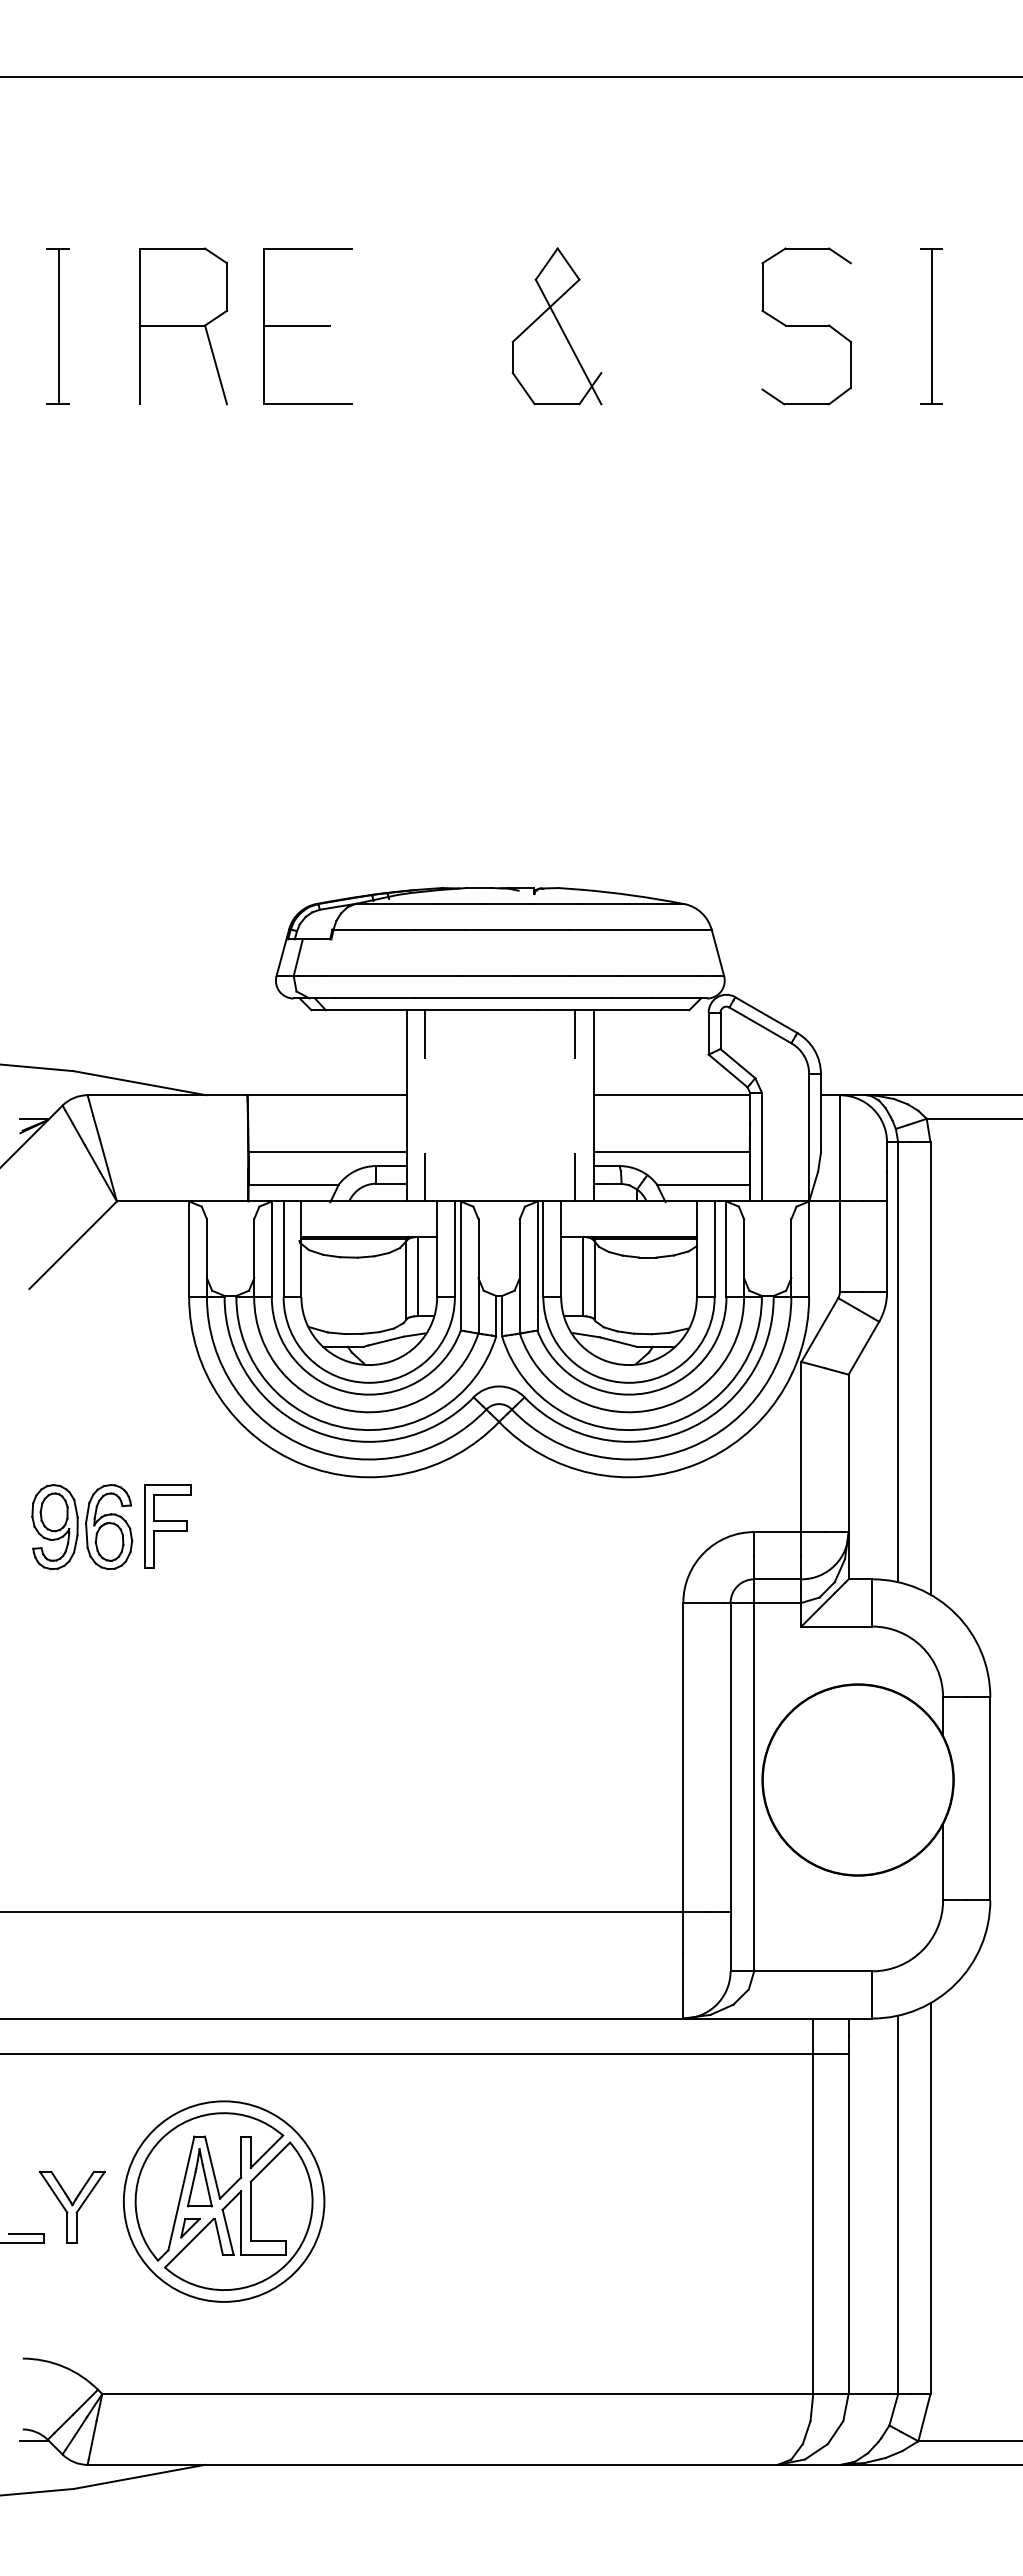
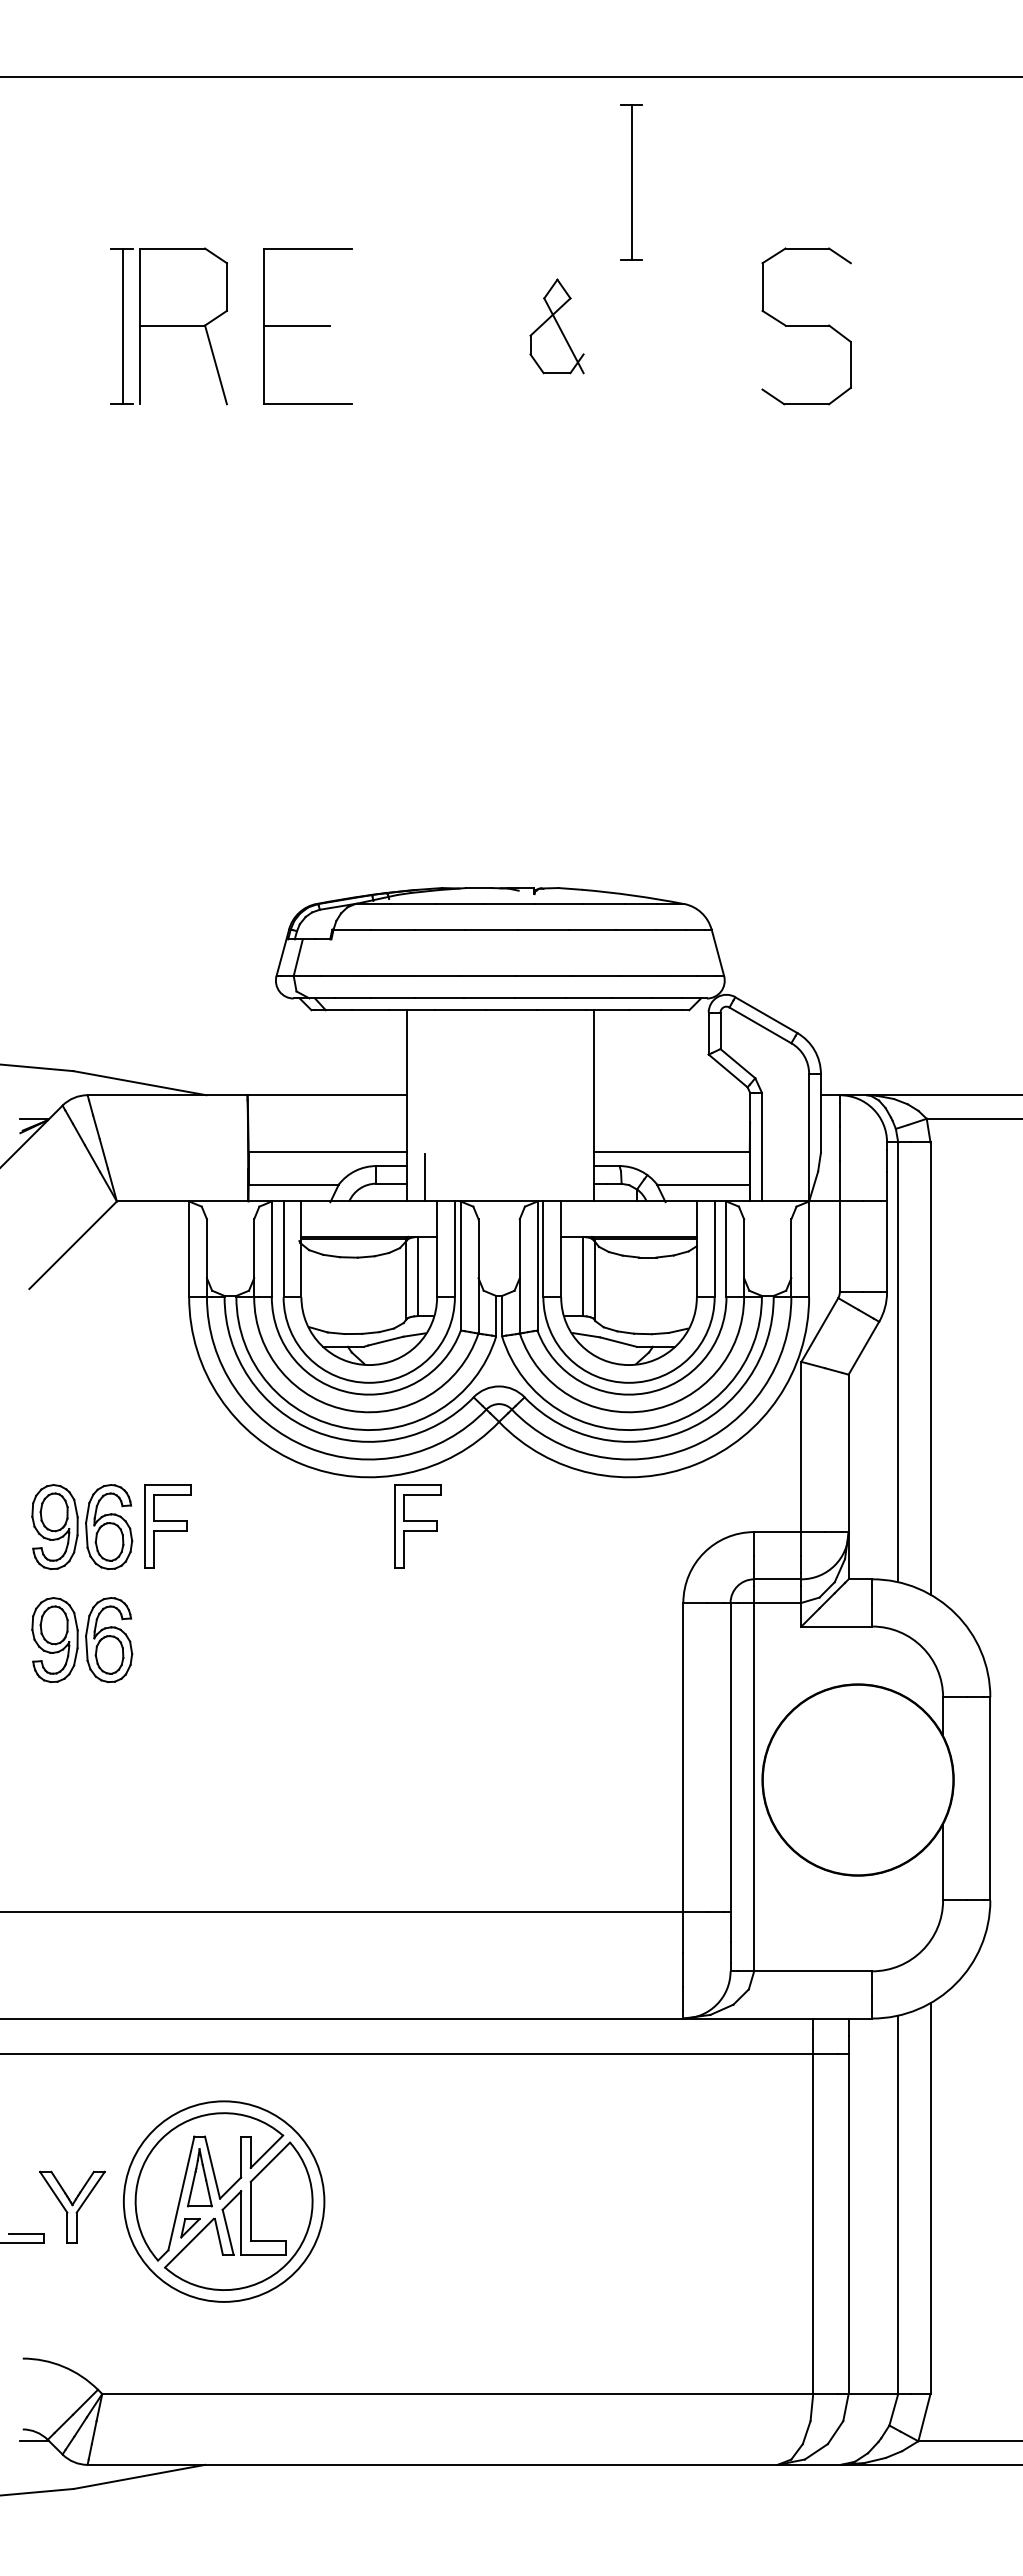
part position: (57, 326) -> (121, 326) (121, 326)
part size: 92x159 px -> 56x97 px (556, 326)
part position: (931, 326) -> (631, 182) (631, 182)
line: present -> none (425, 1034)
line: present -> none (575, 1034)
line: present -> none (671, 1095)
line: present -> none (575, 1177)
part: none -> present (417, 1526)
part: none -> present (82, 1640)
